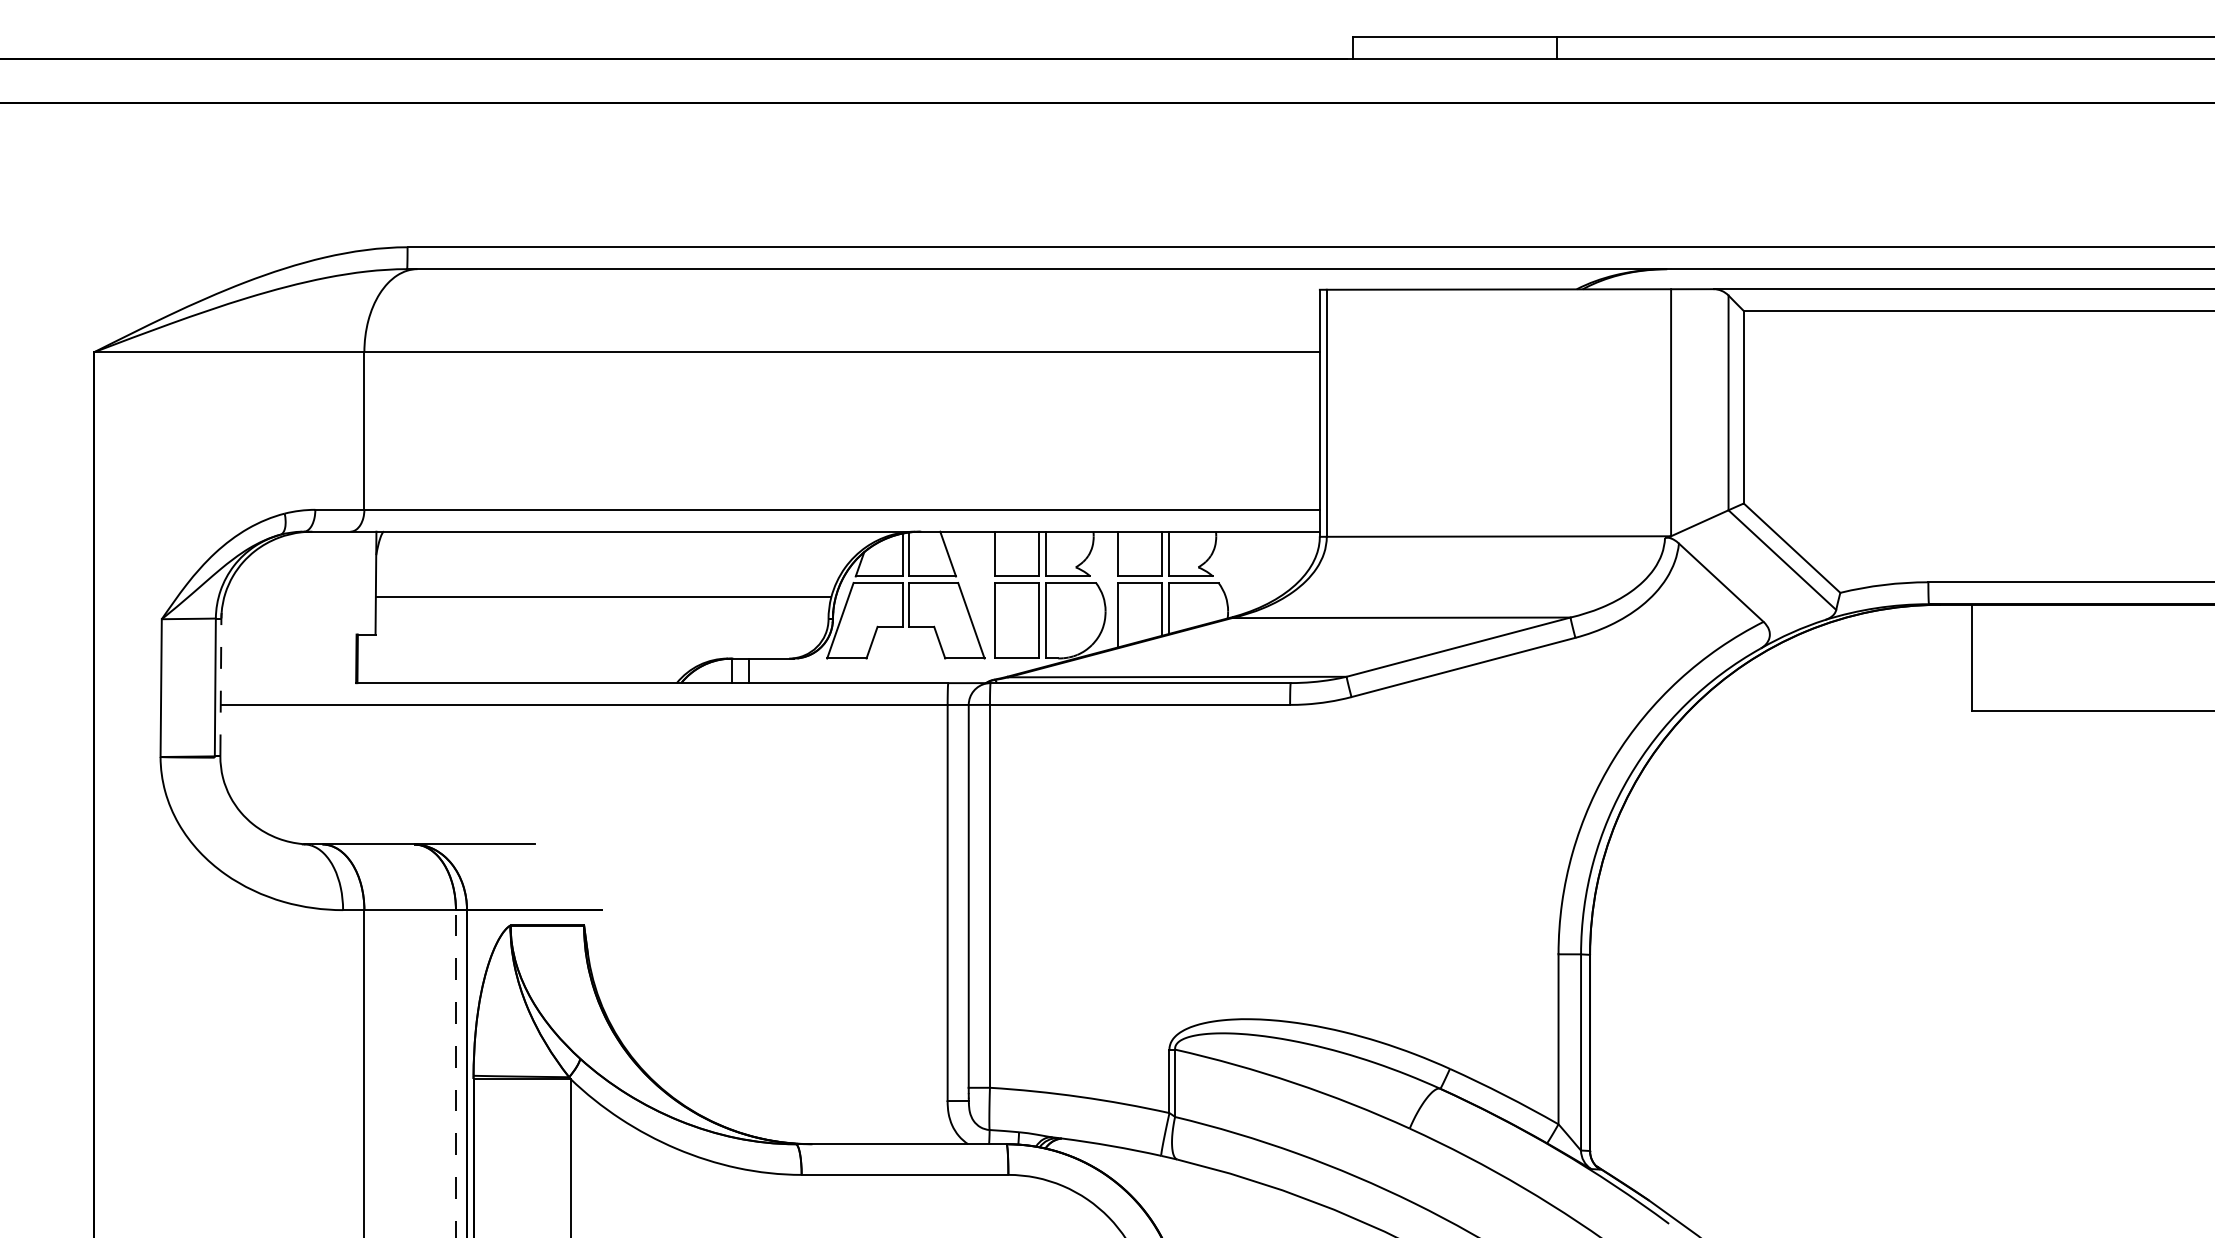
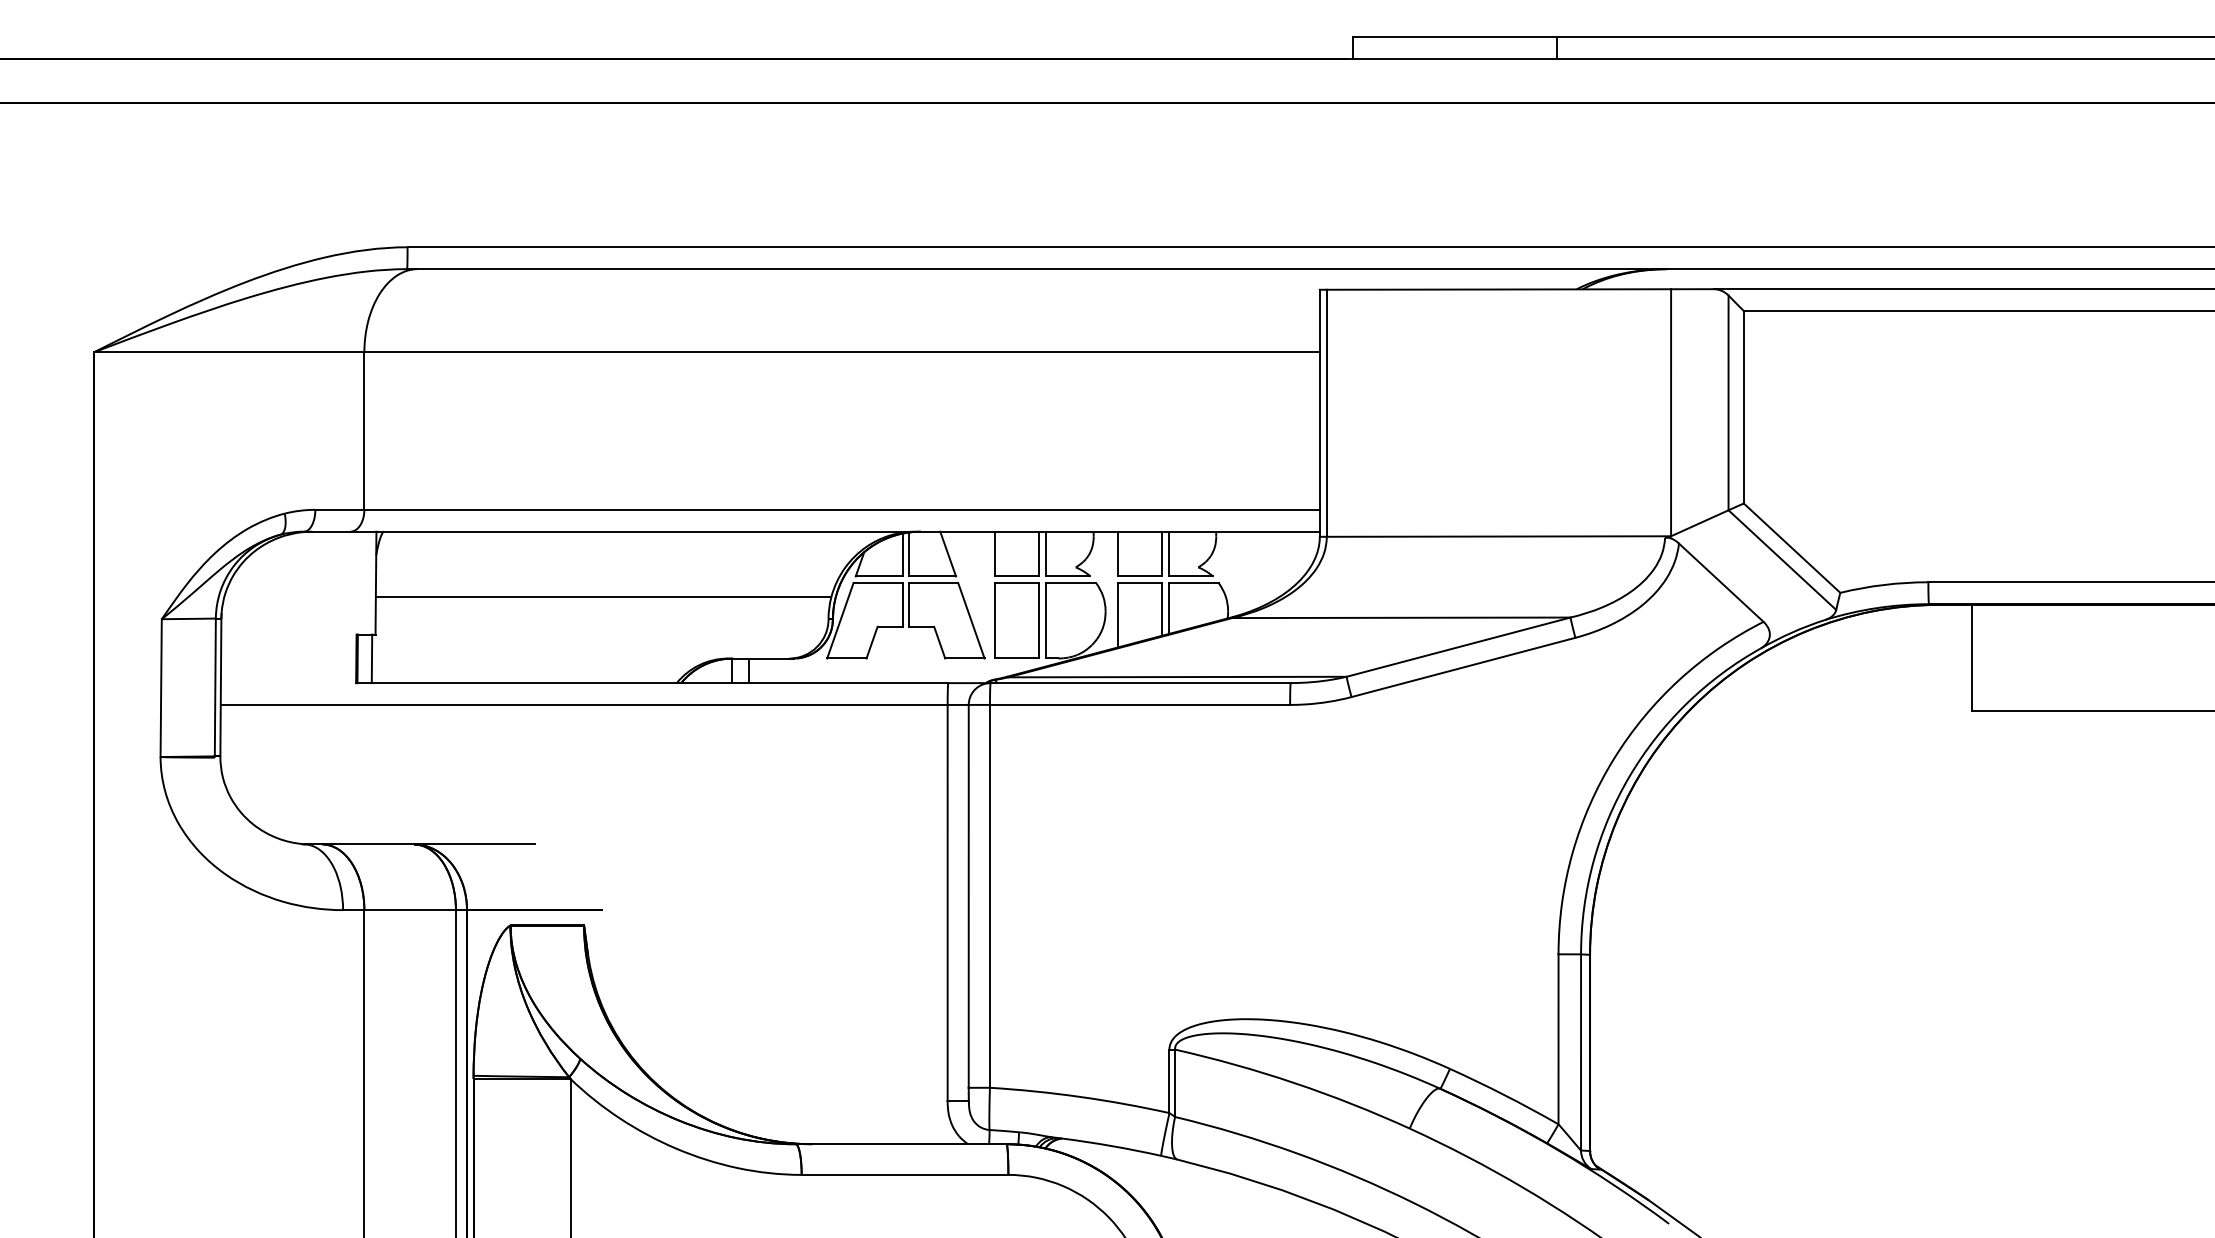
line: none -> present (371, 658)
line: dashed -> solid (220, 687)
line: dashed -> solid (455, 1073)
